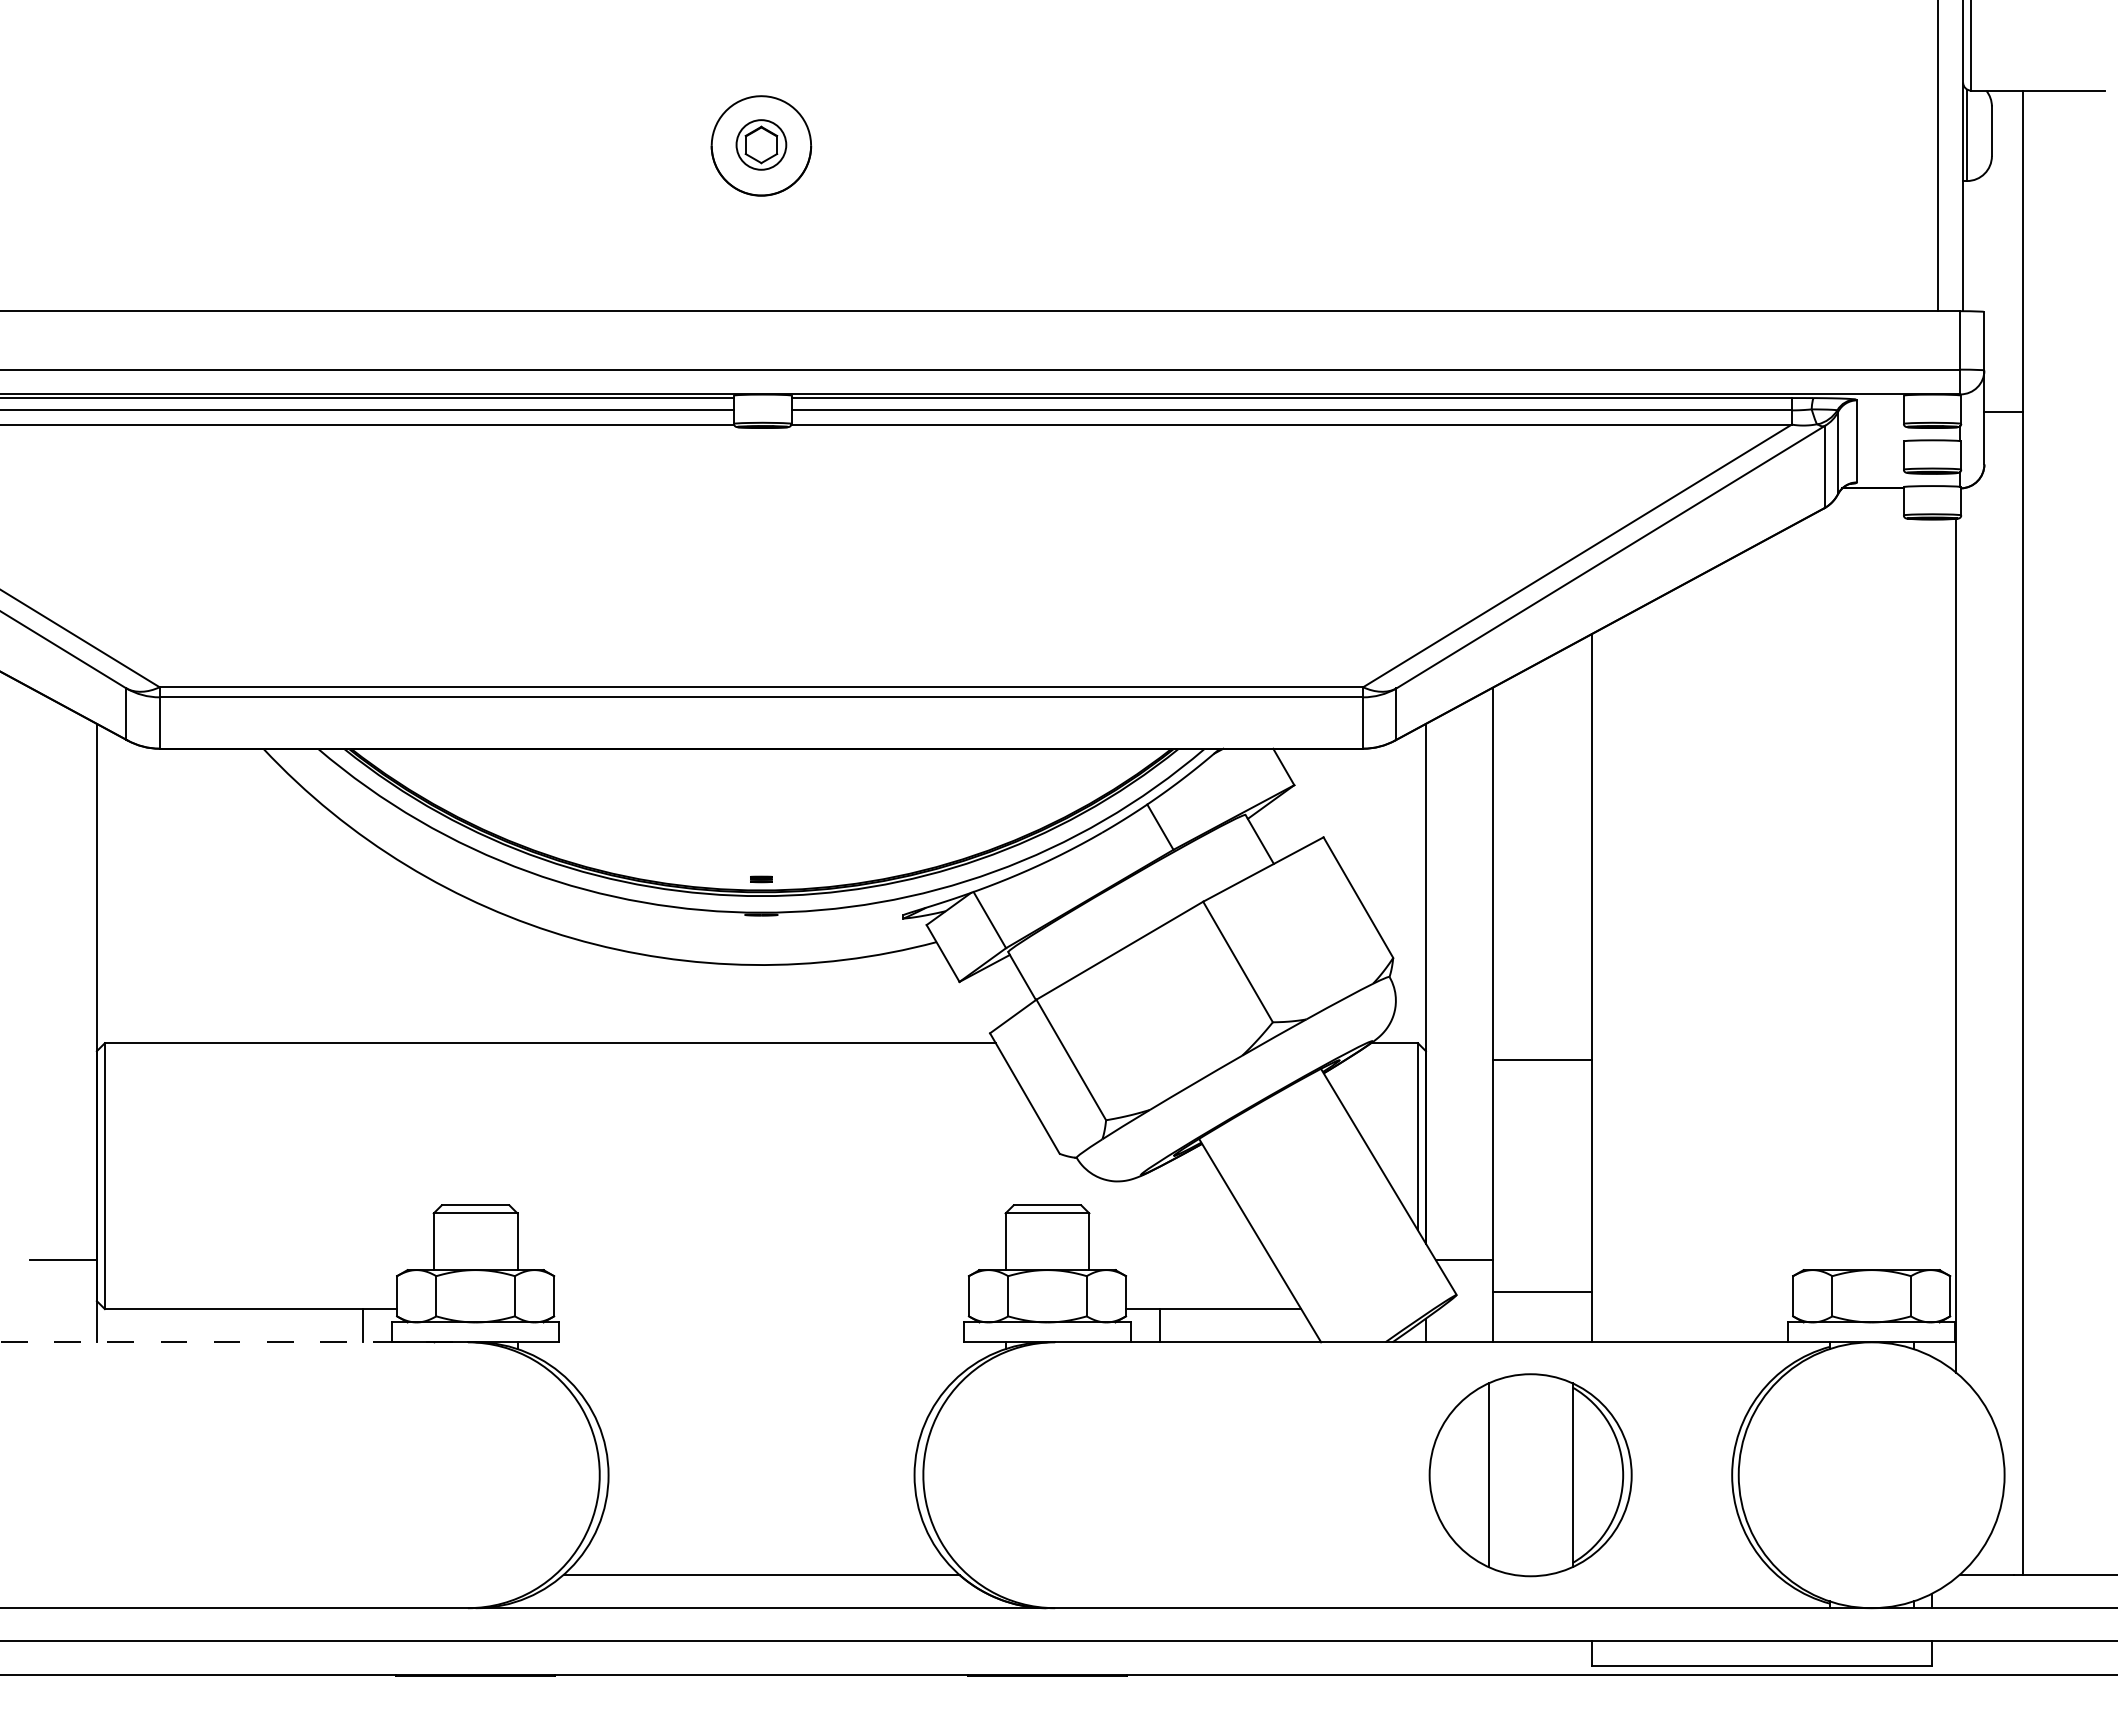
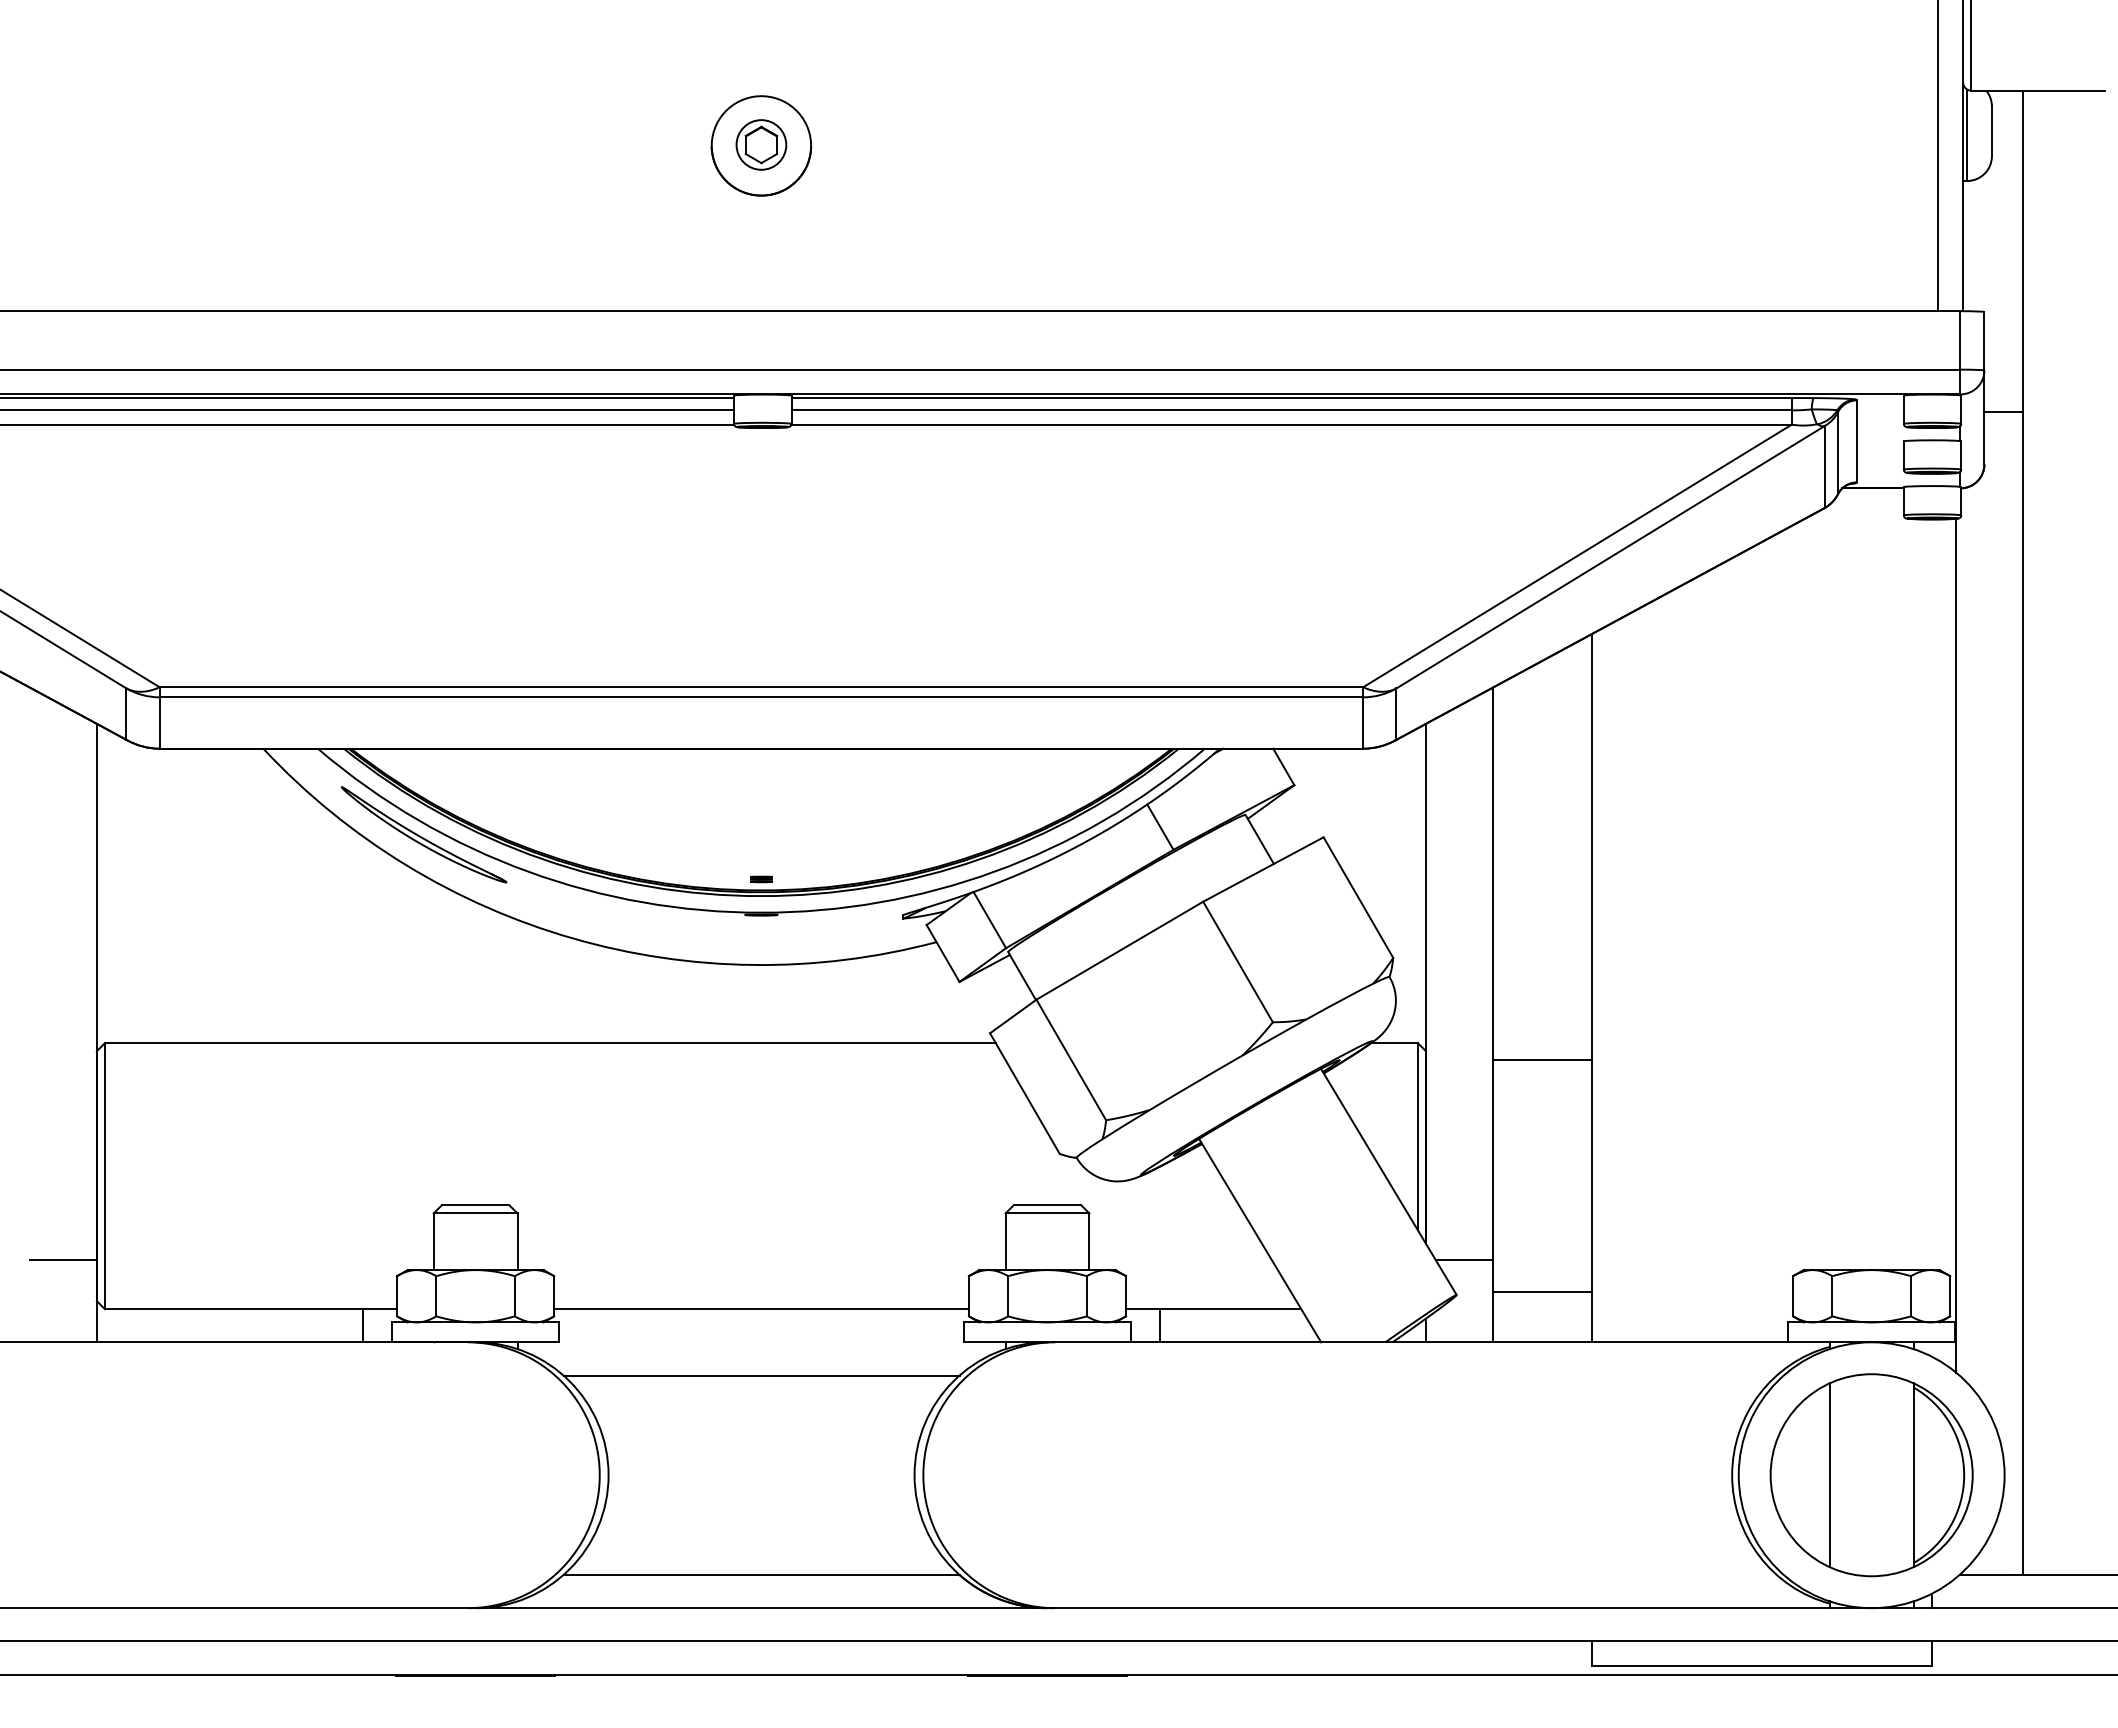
part: none -> present (423, 834)
line: none -> present (761, 1309)
line: dashed -> solid (234, 1342)
line: none -> present (761, 1375)
part position: (1530, 1475) -> (1871, 1475) (1871, 1475)
